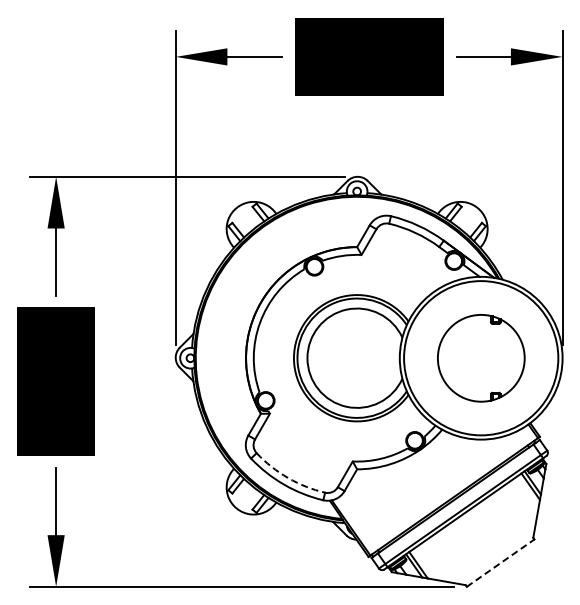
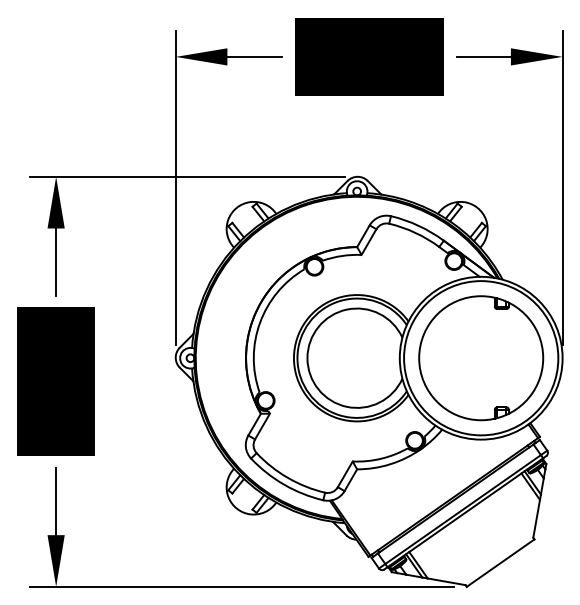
part size: 89x89 px -> 127x127 px (481, 358)
arc: dashed -> solid (288, 477)
line: dashed -> solid (501, 562)
